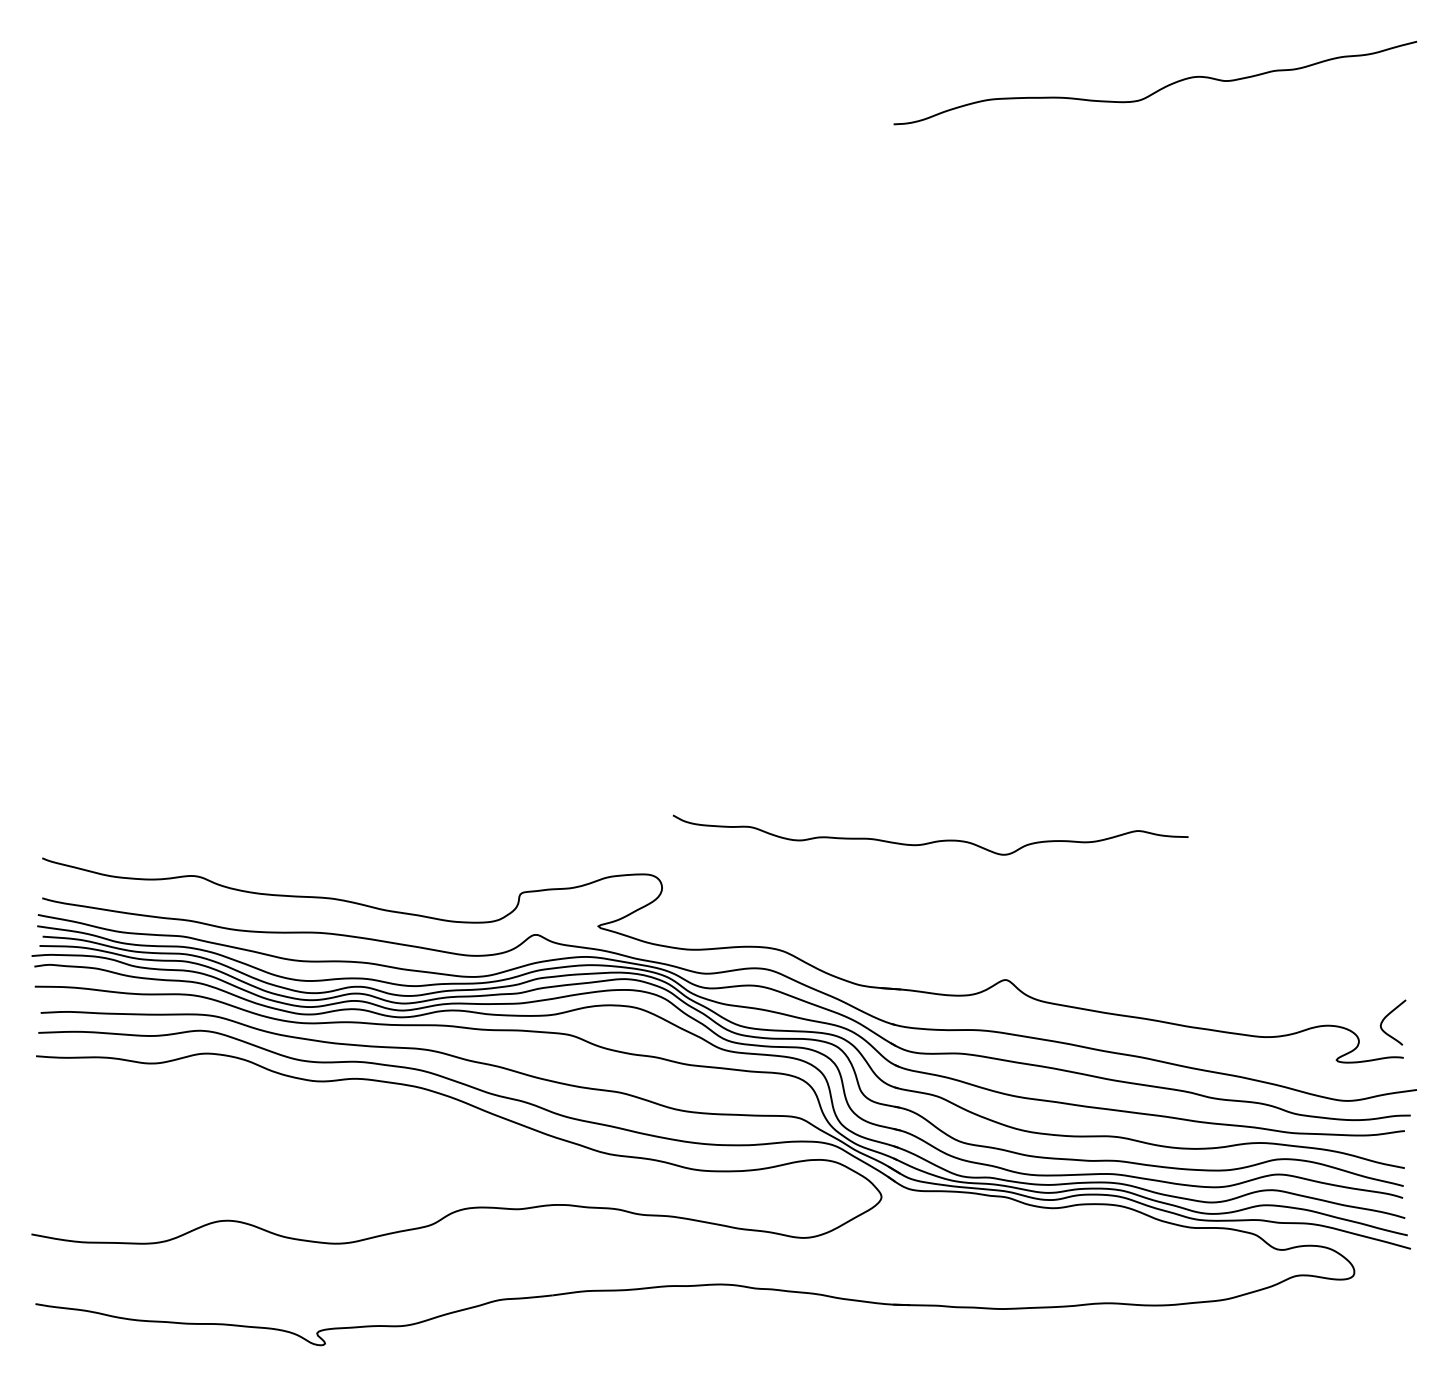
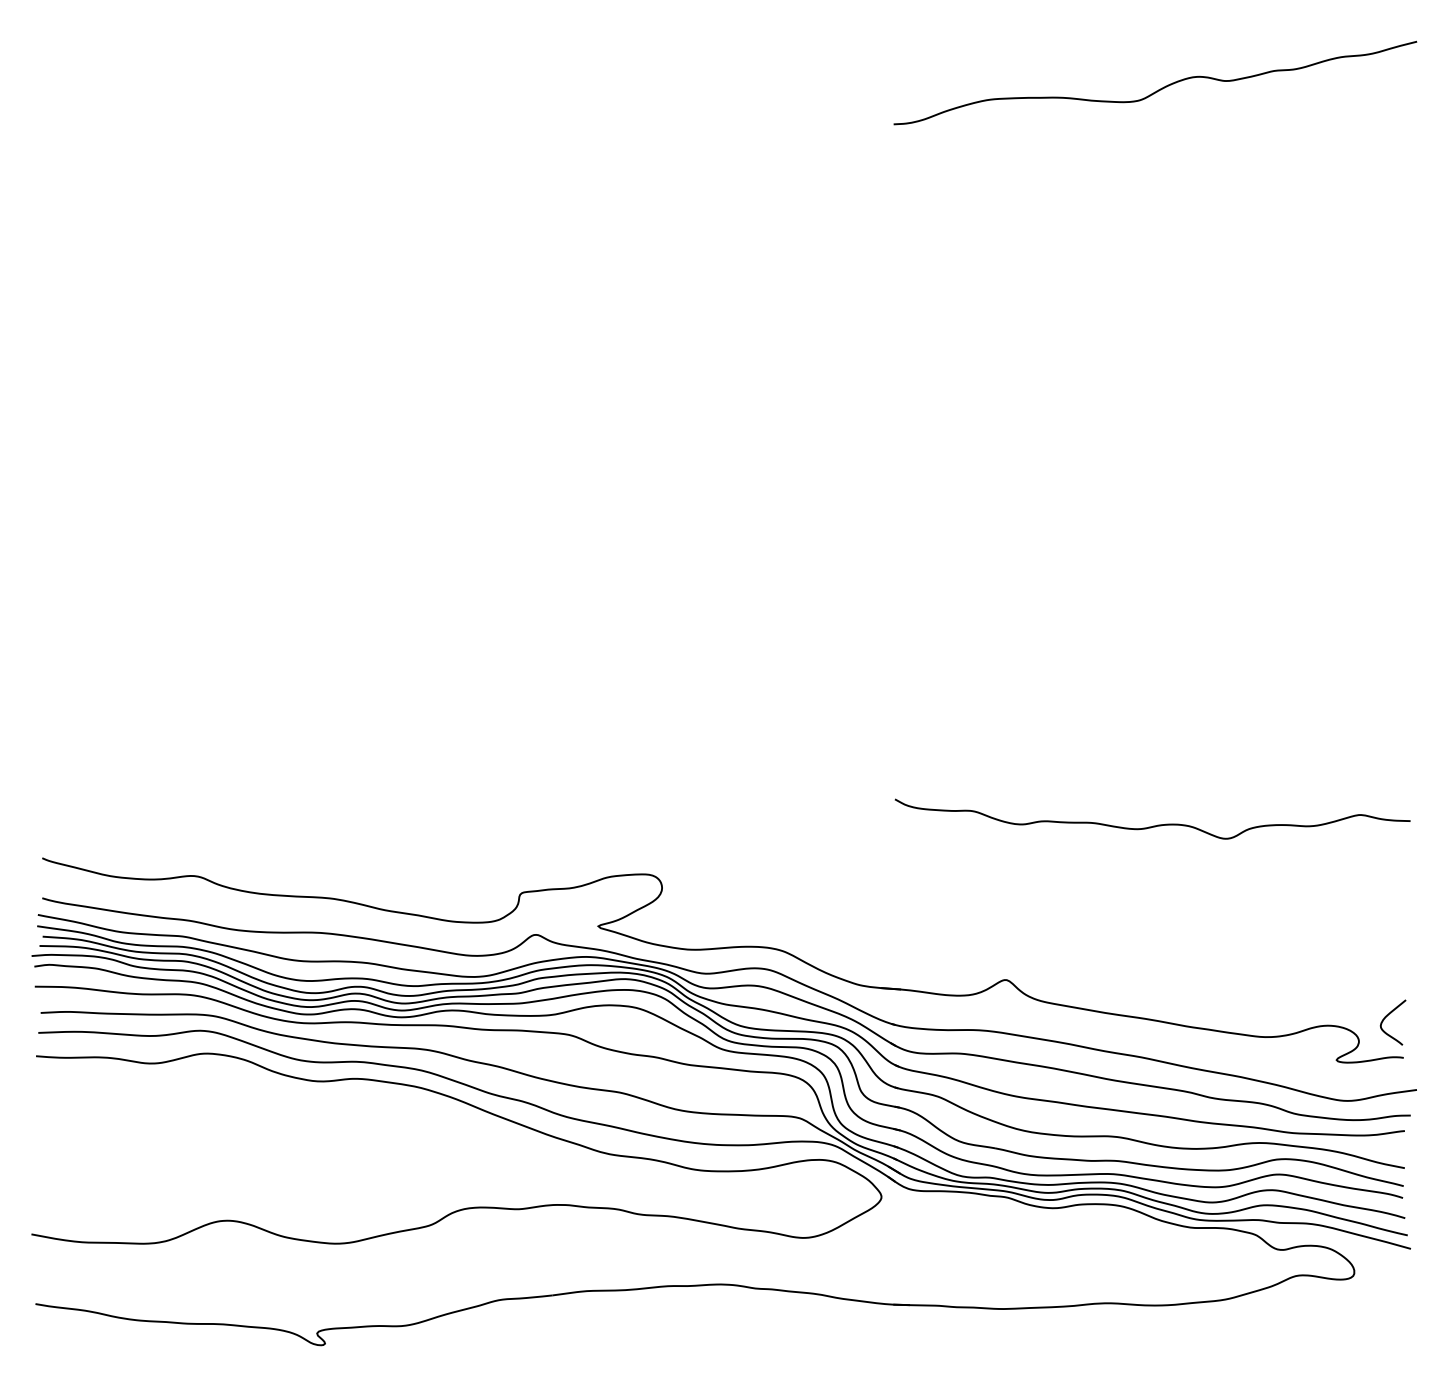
curve position: (931, 841) -> (1153, 825) (1153, 825)
